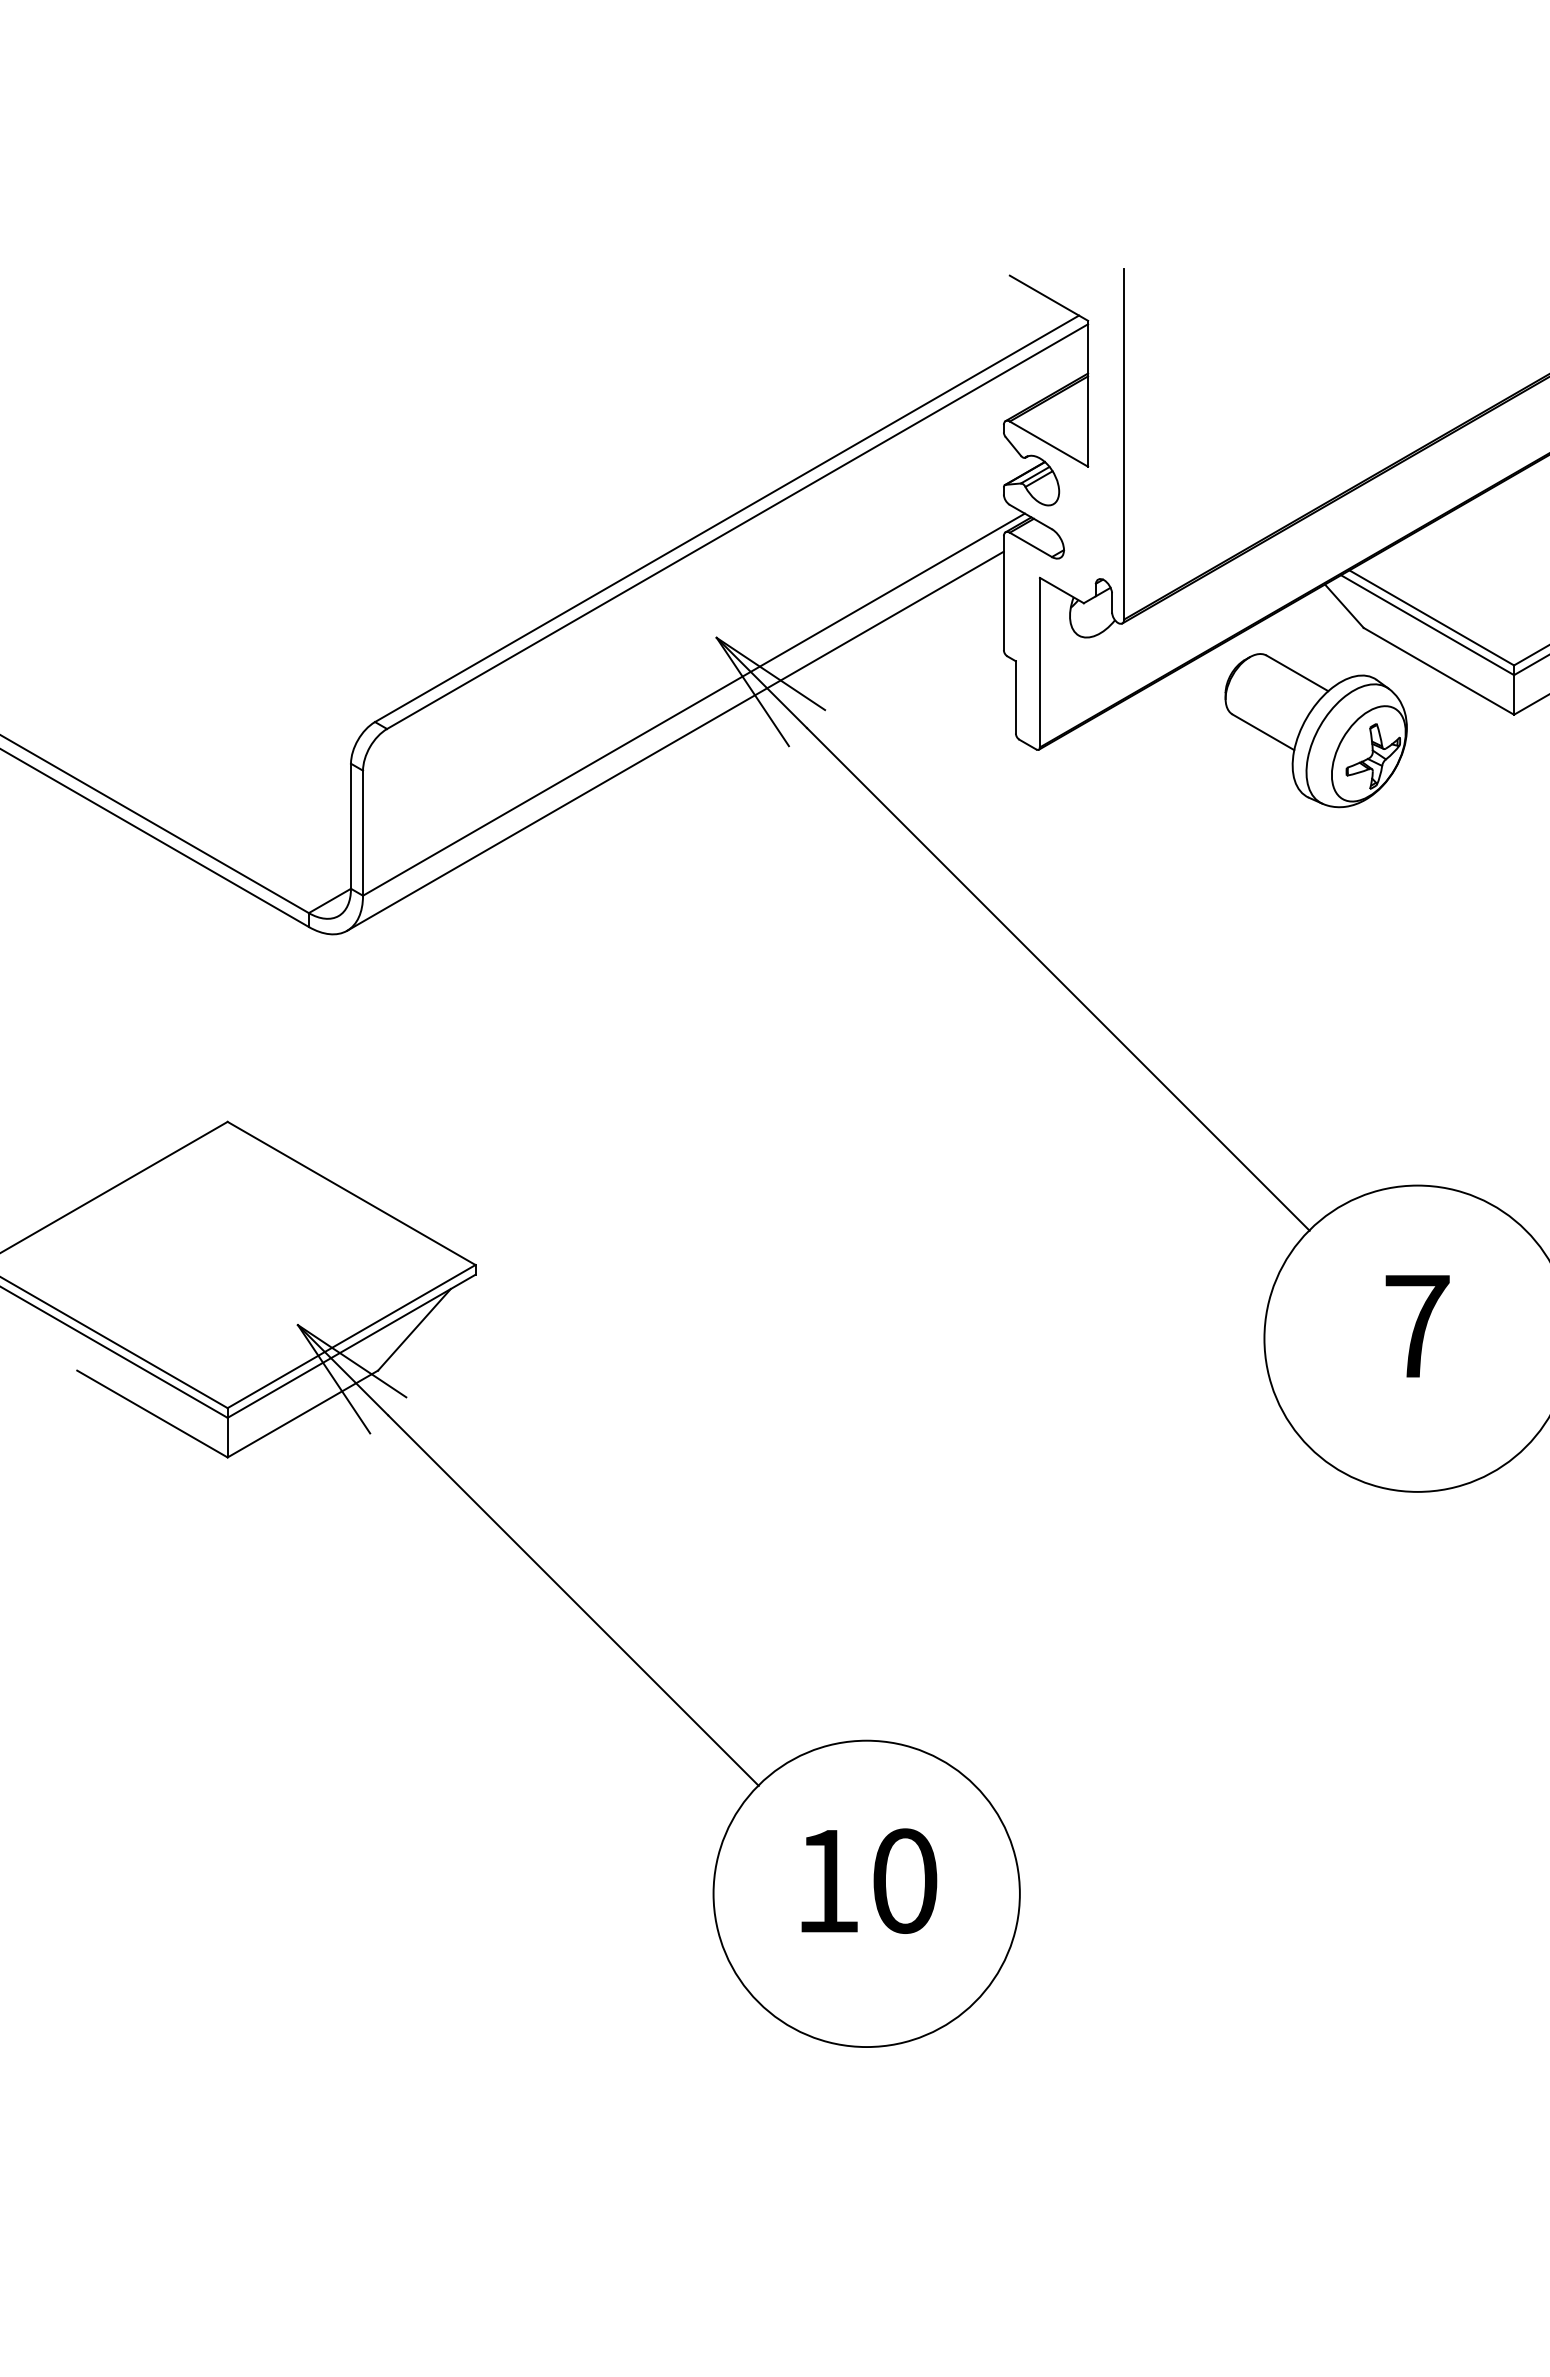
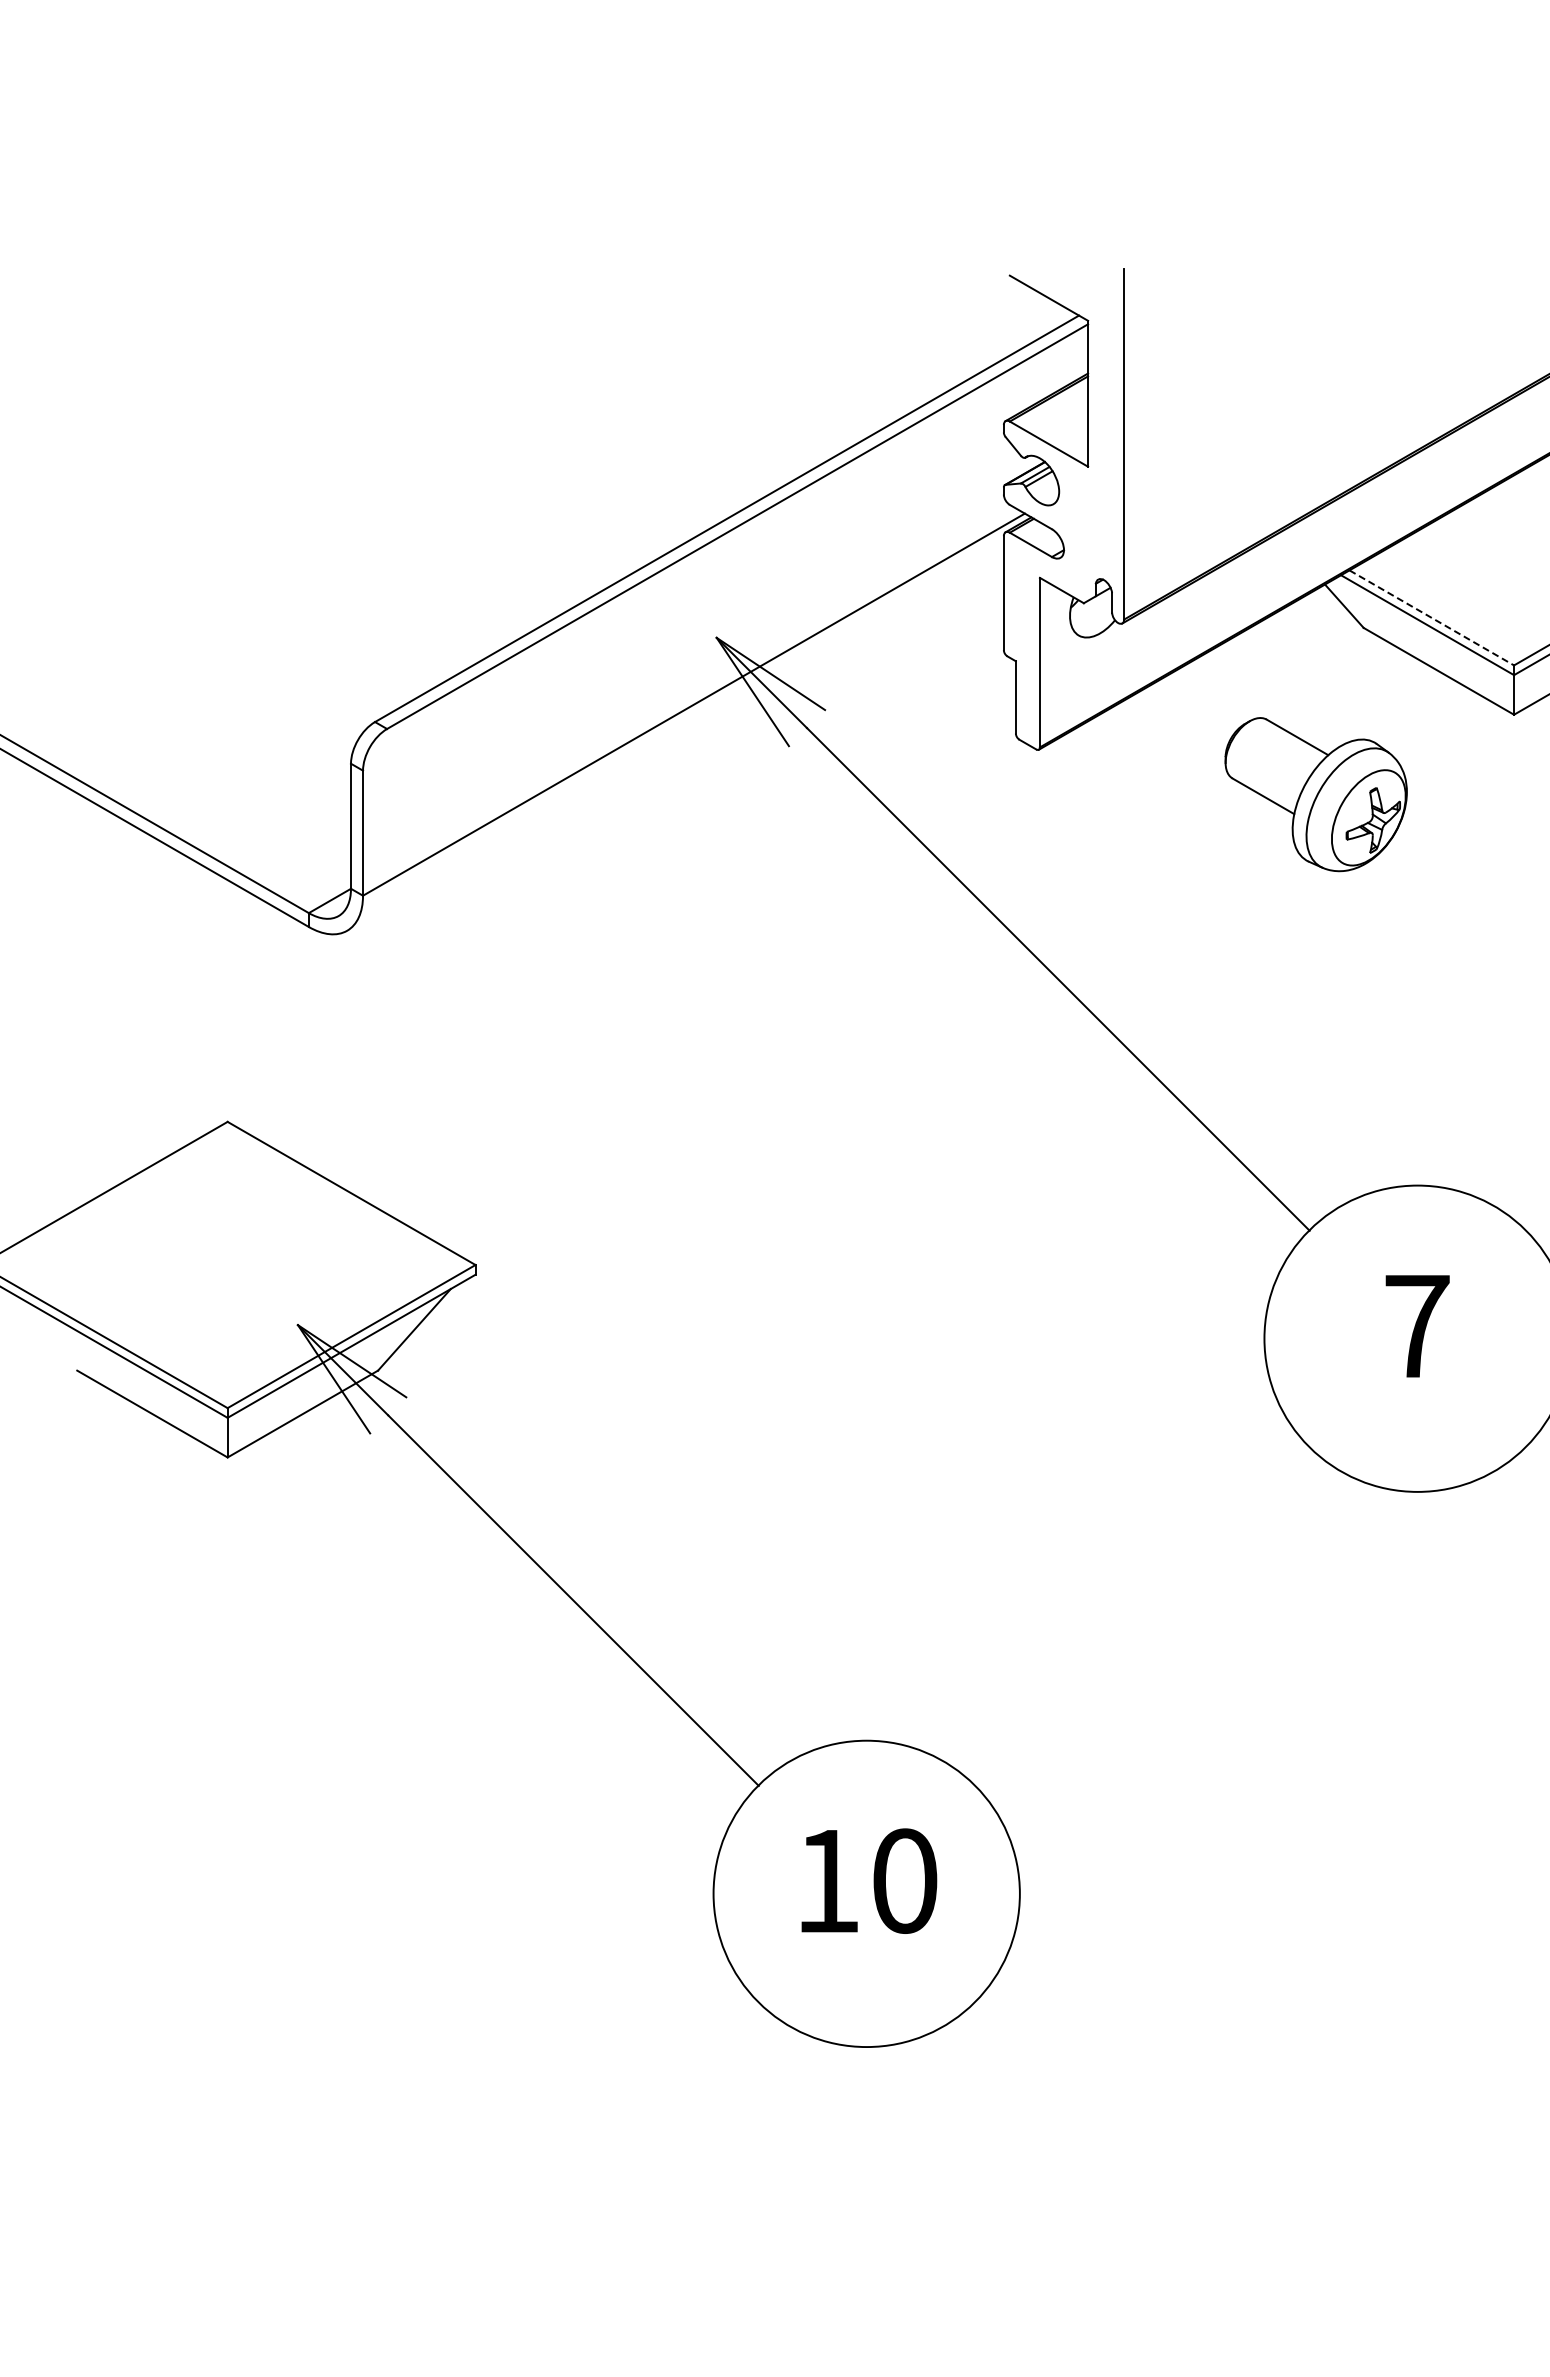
line: solid -> dashed (1432, 618)
part position: (1315, 730) -> (1315, 794) (1315, 794)
line: present -> none (675, 740)
